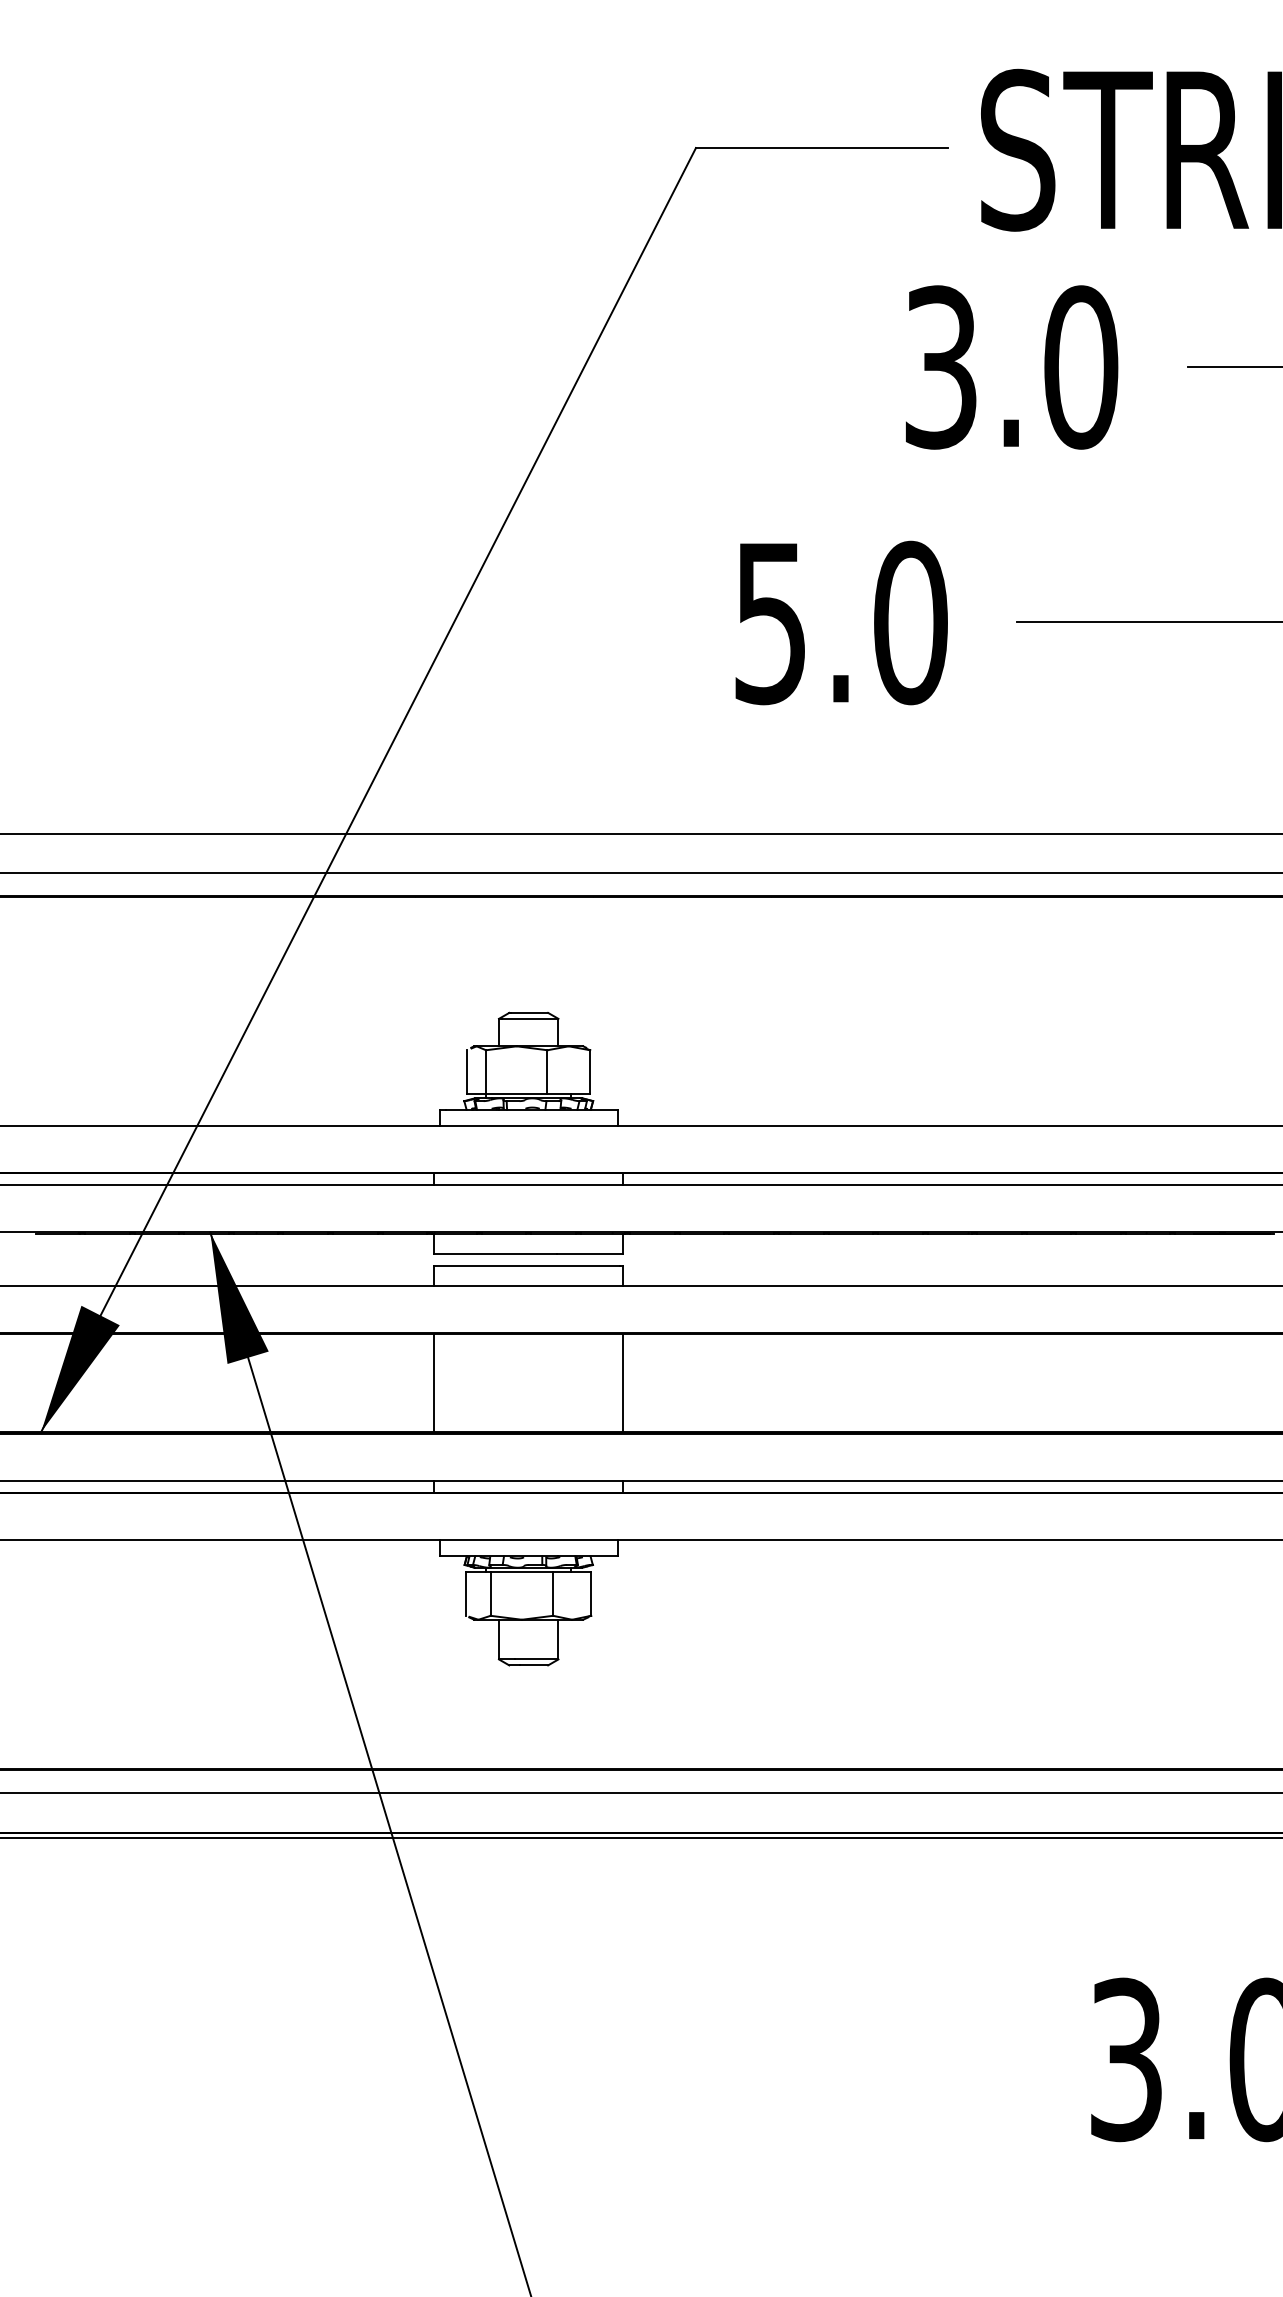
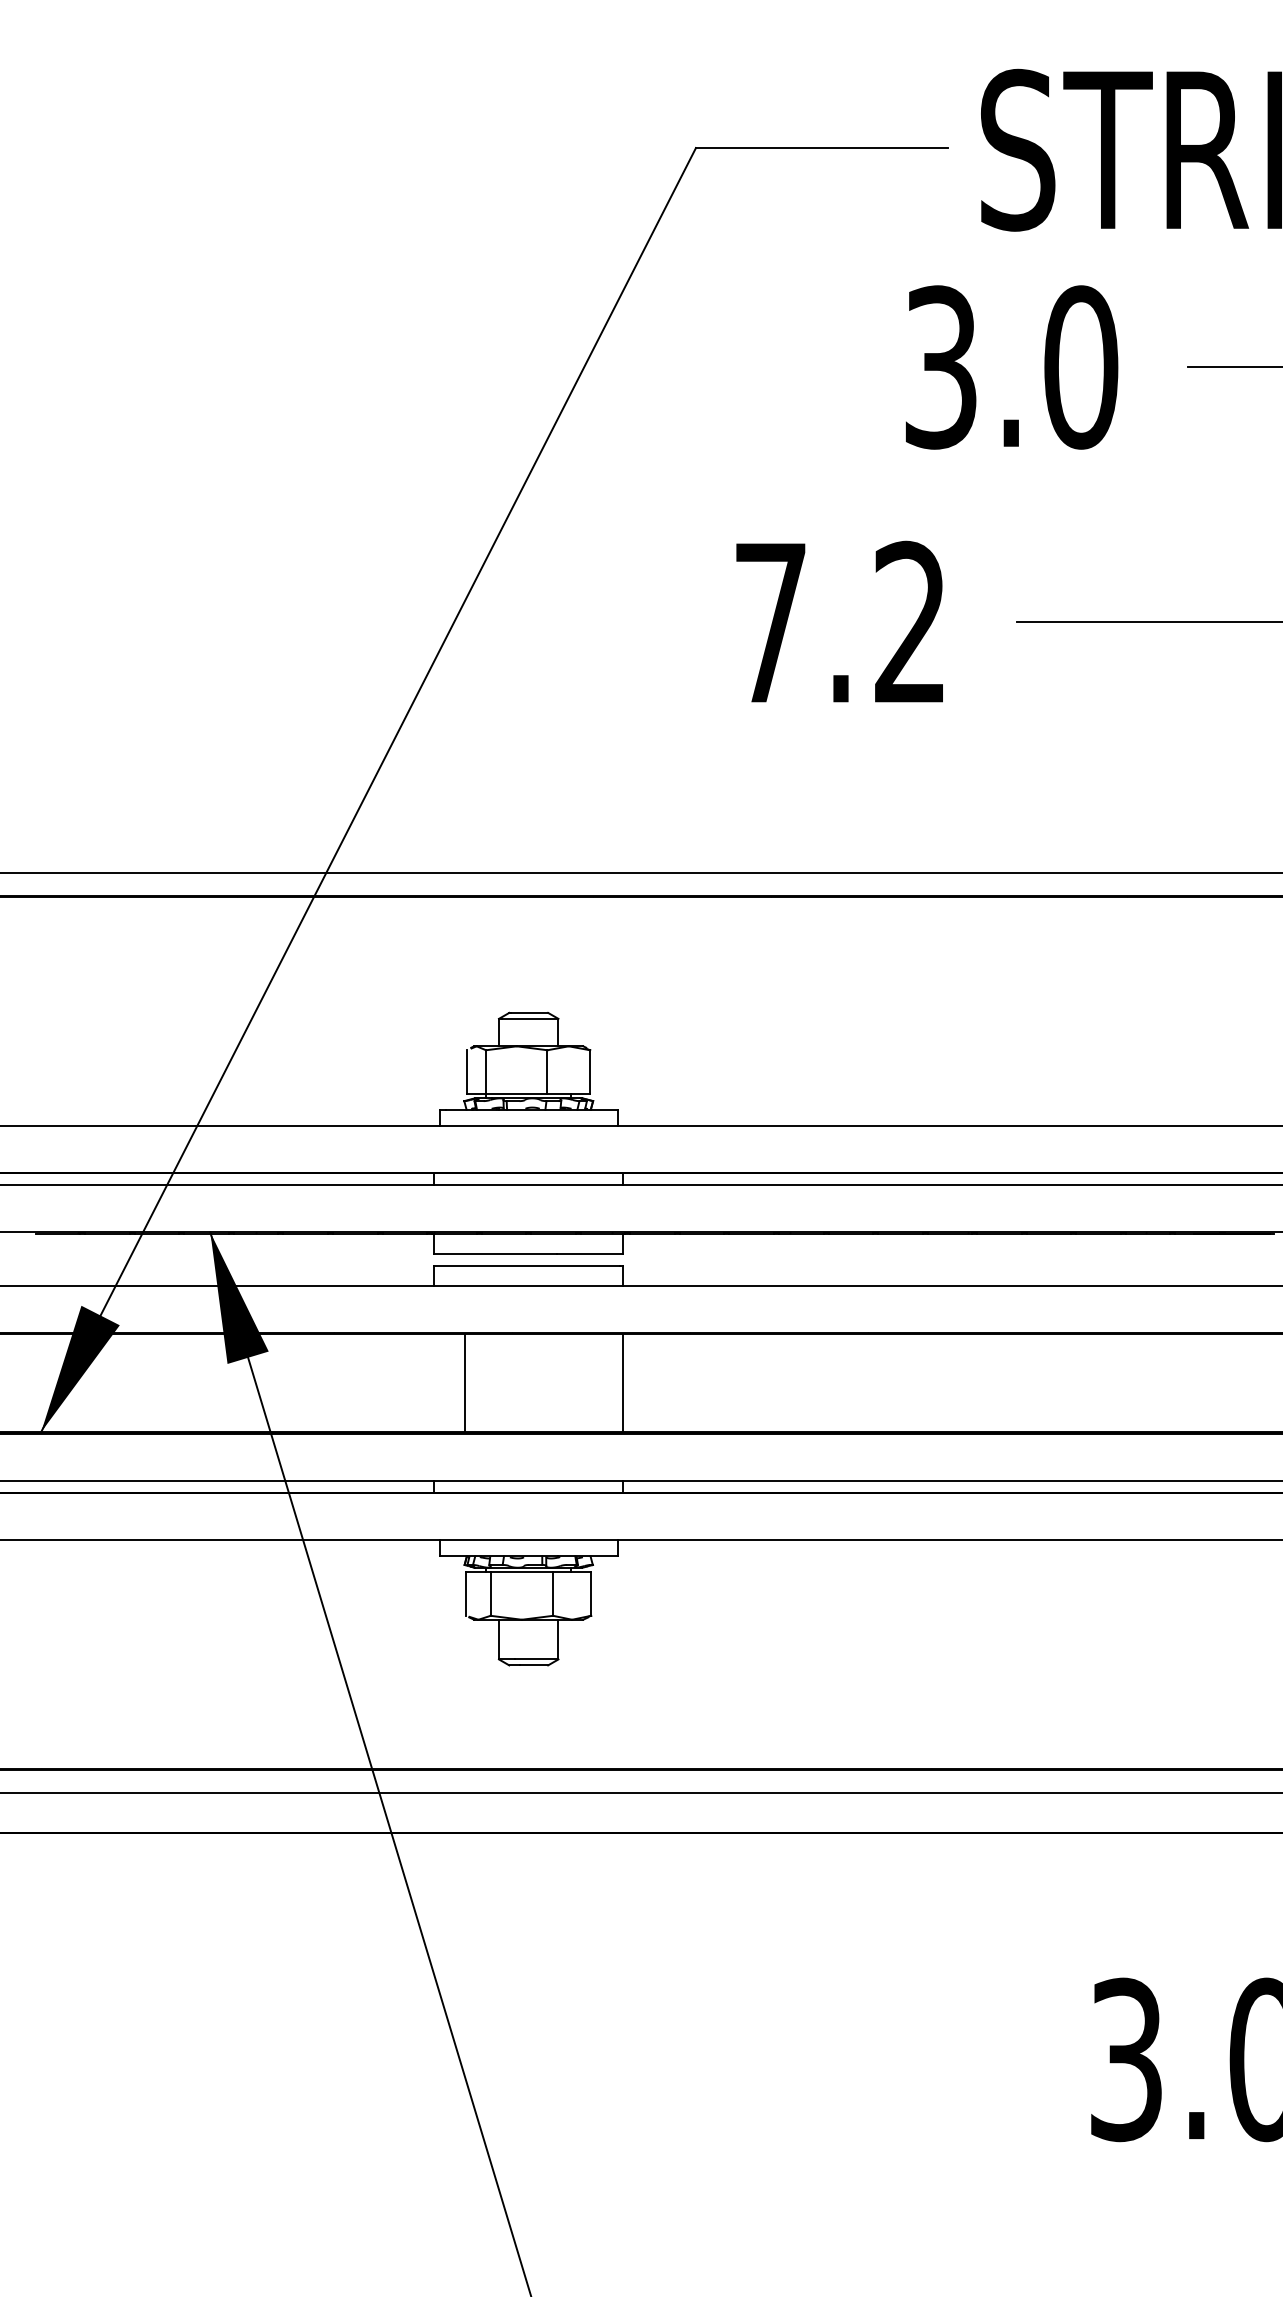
text: 5.0 -> 7.2 (841, 622)
line: present -> none (640, 833)
line position: (434, 1382) -> (465, 1382) (465, 1382)
line: present -> none (640, 1837)
